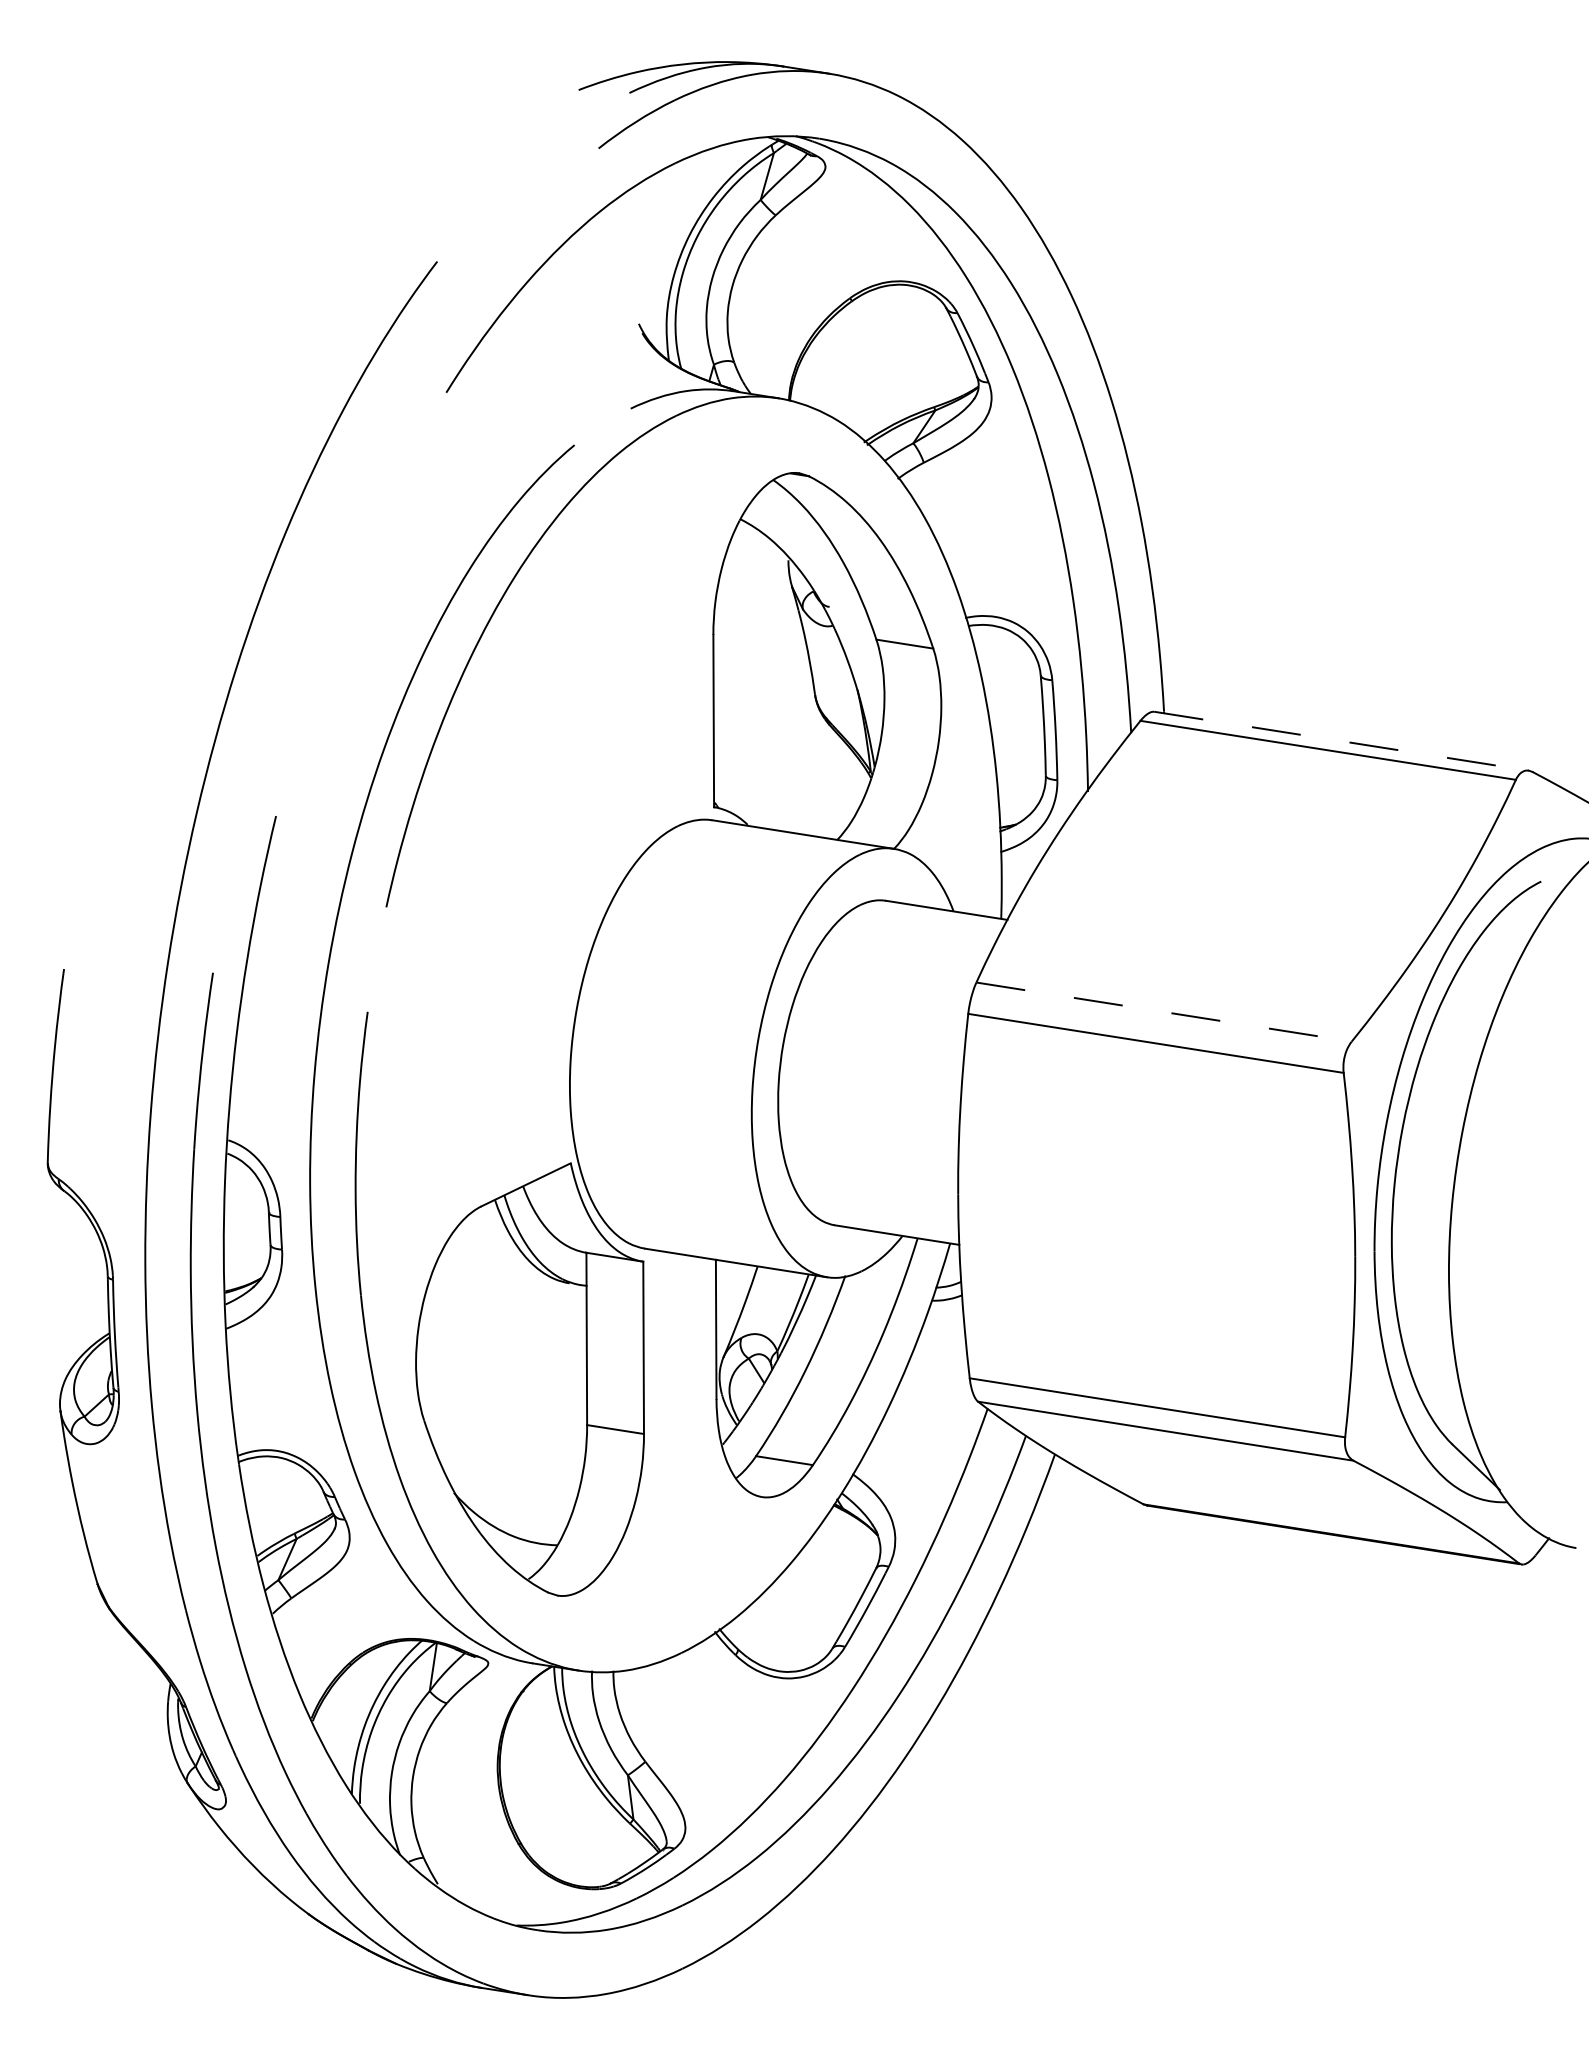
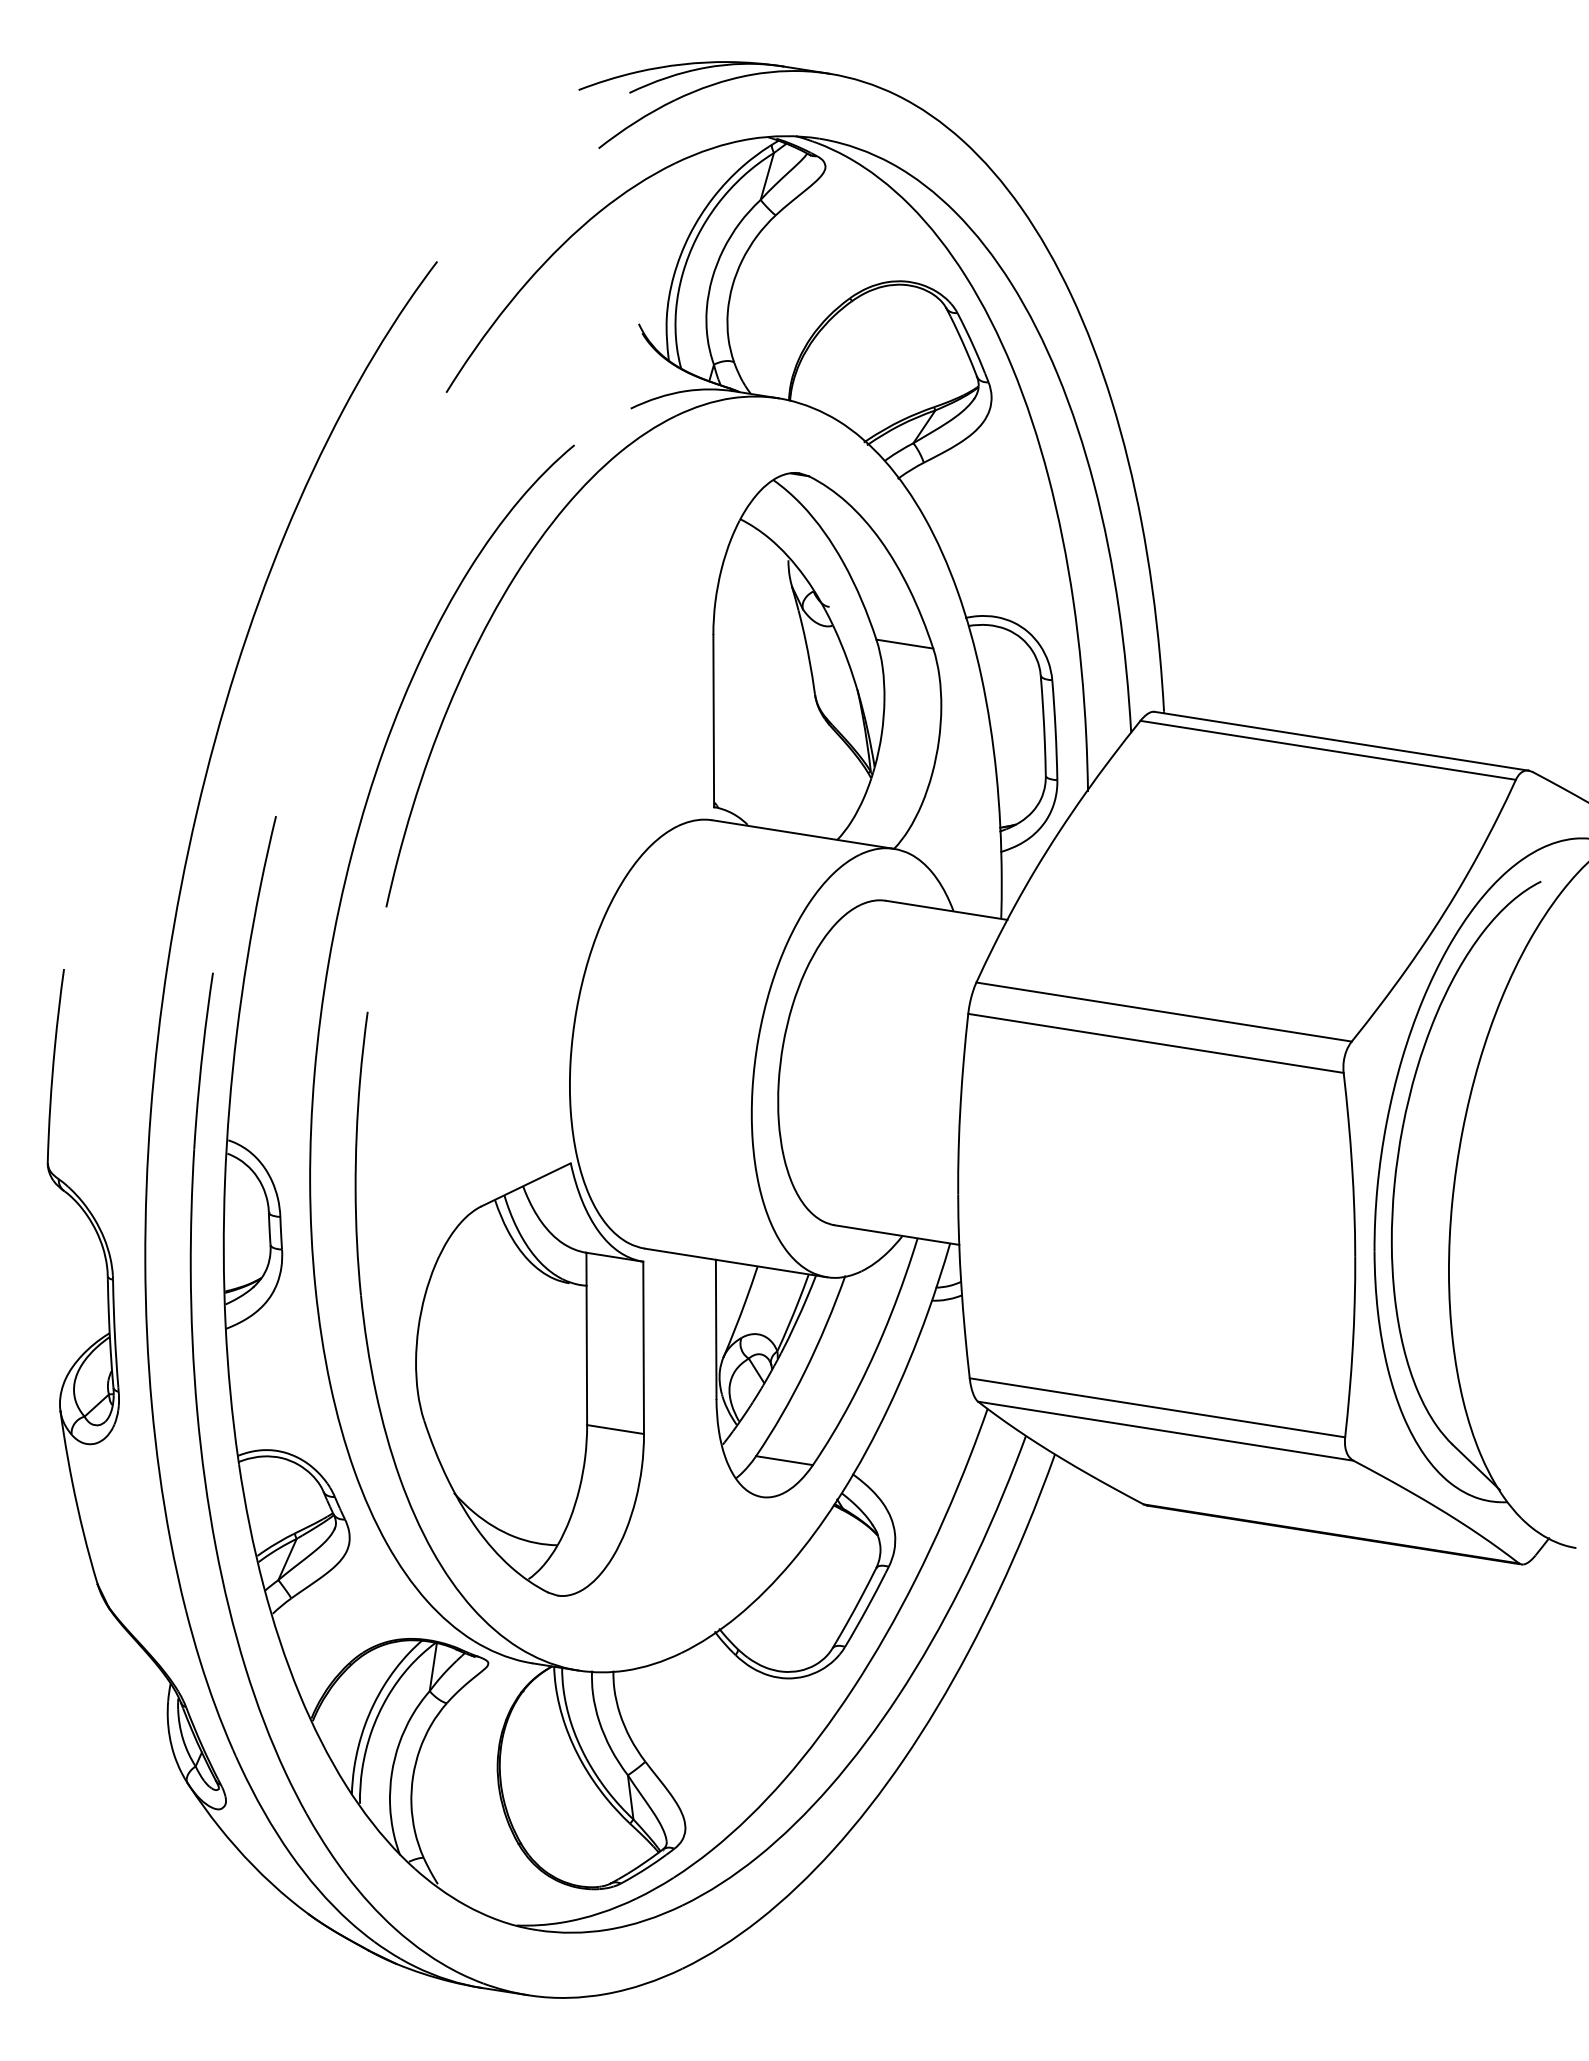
line: dashed -> solid (1341, 741)
line: dashed -> solid (1164, 1012)
